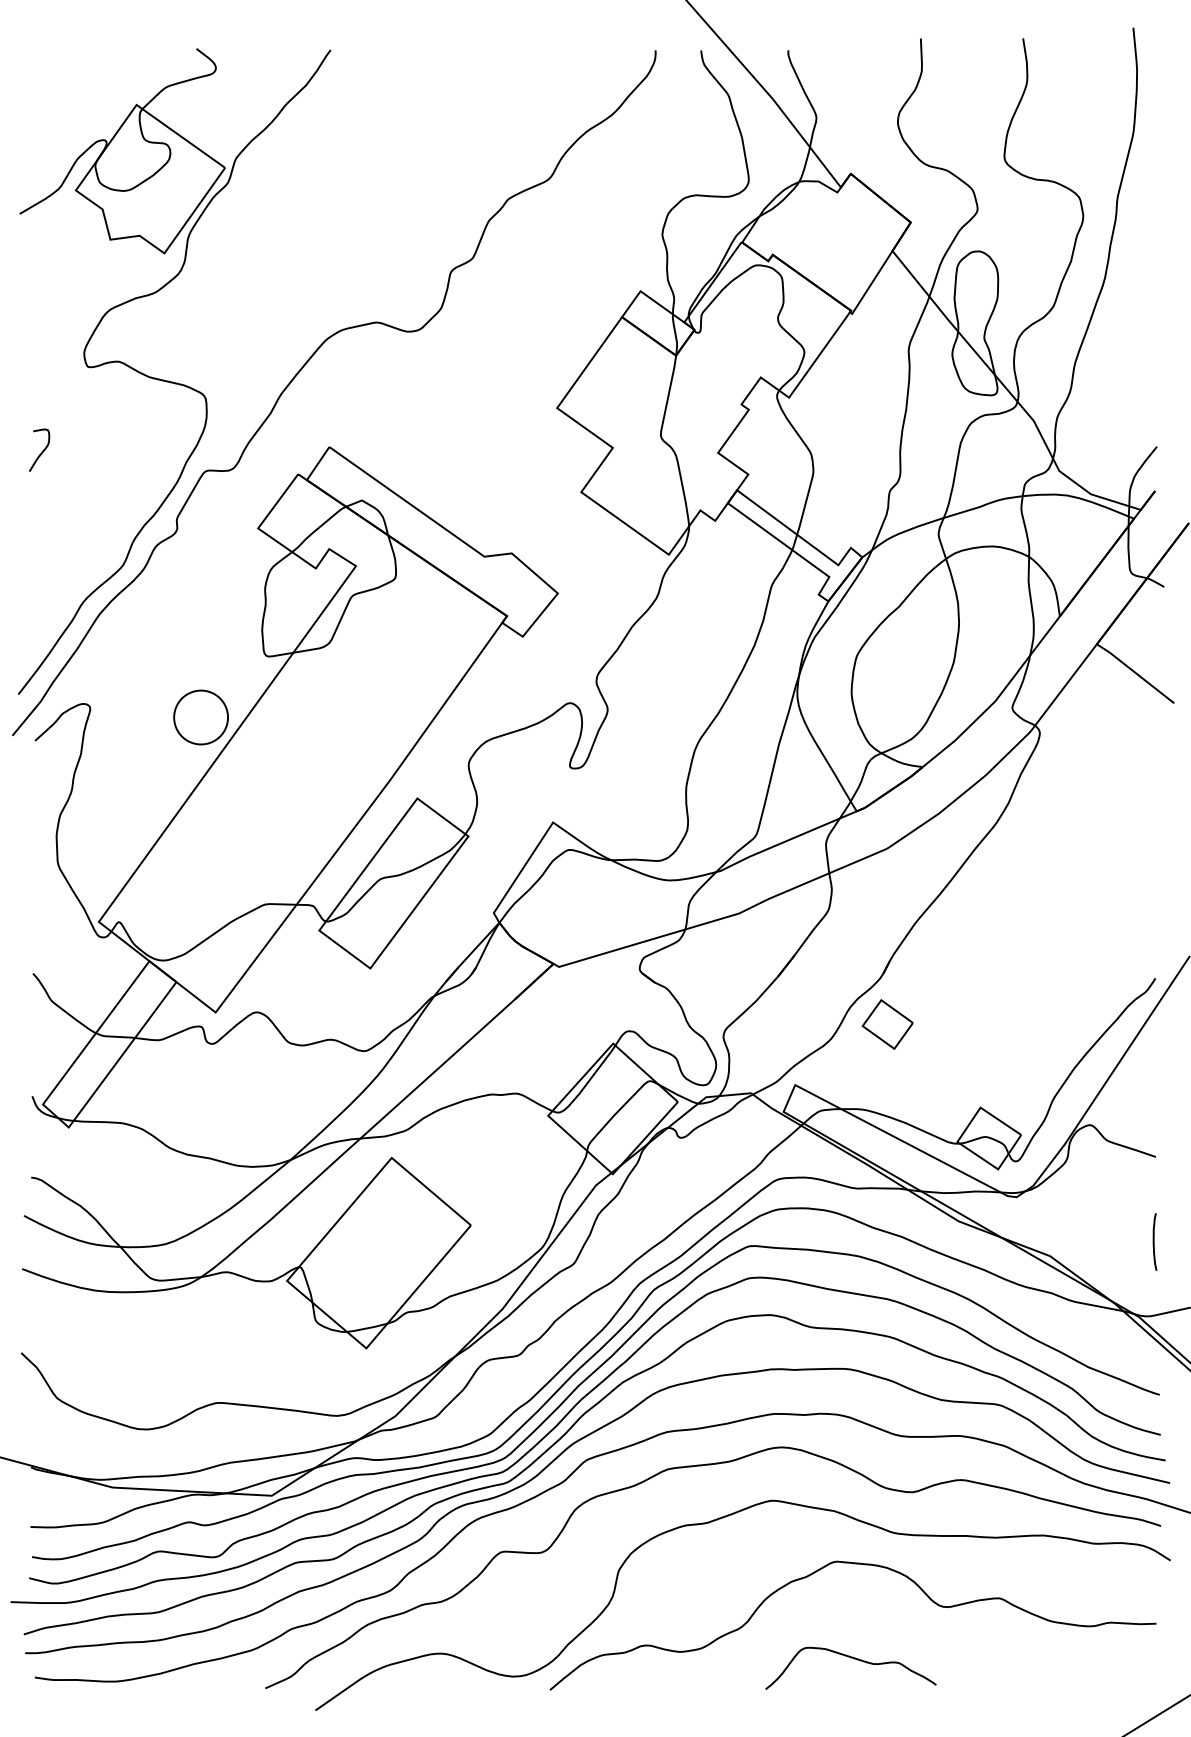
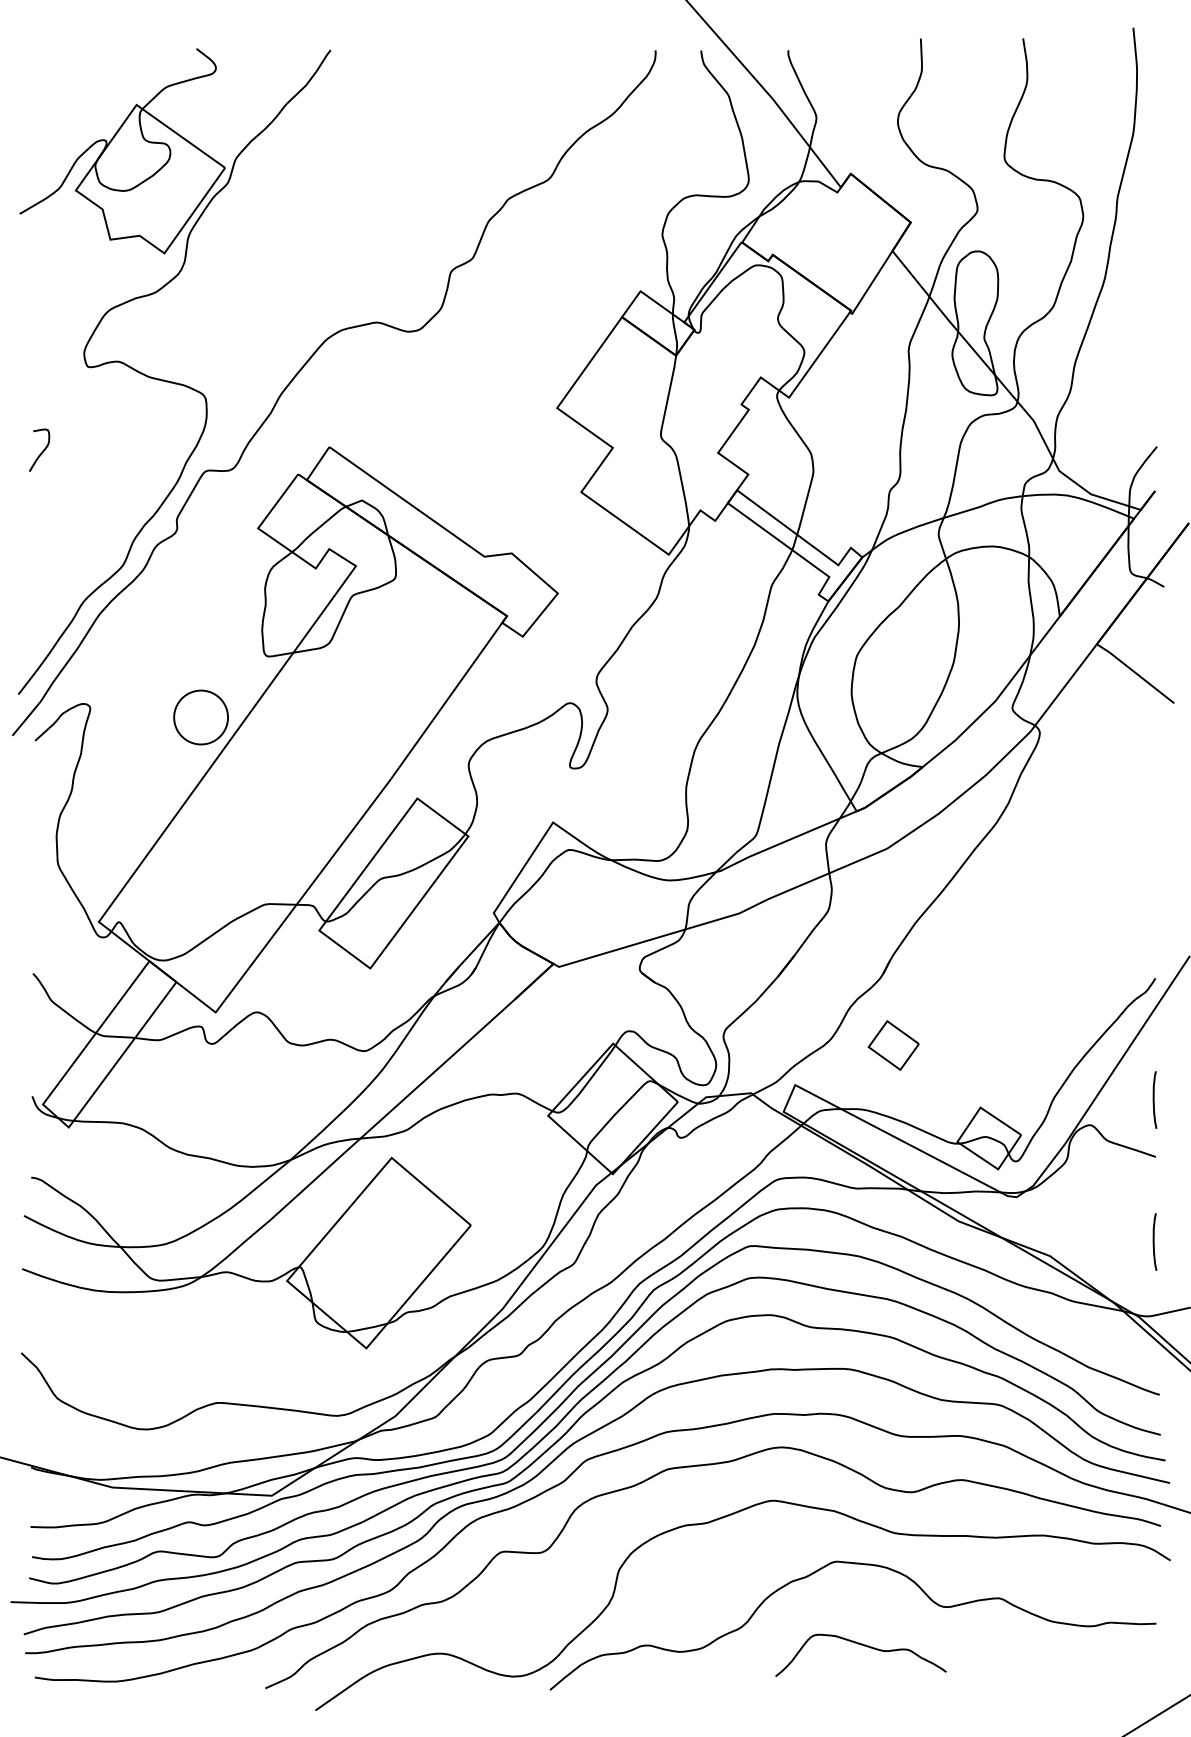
part position: (887, 1024) -> (893, 1045) (893, 1045)
curve: none -> present (1154, 1099)
curve position: (854, 1659) -> (864, 1646) (864, 1646)
